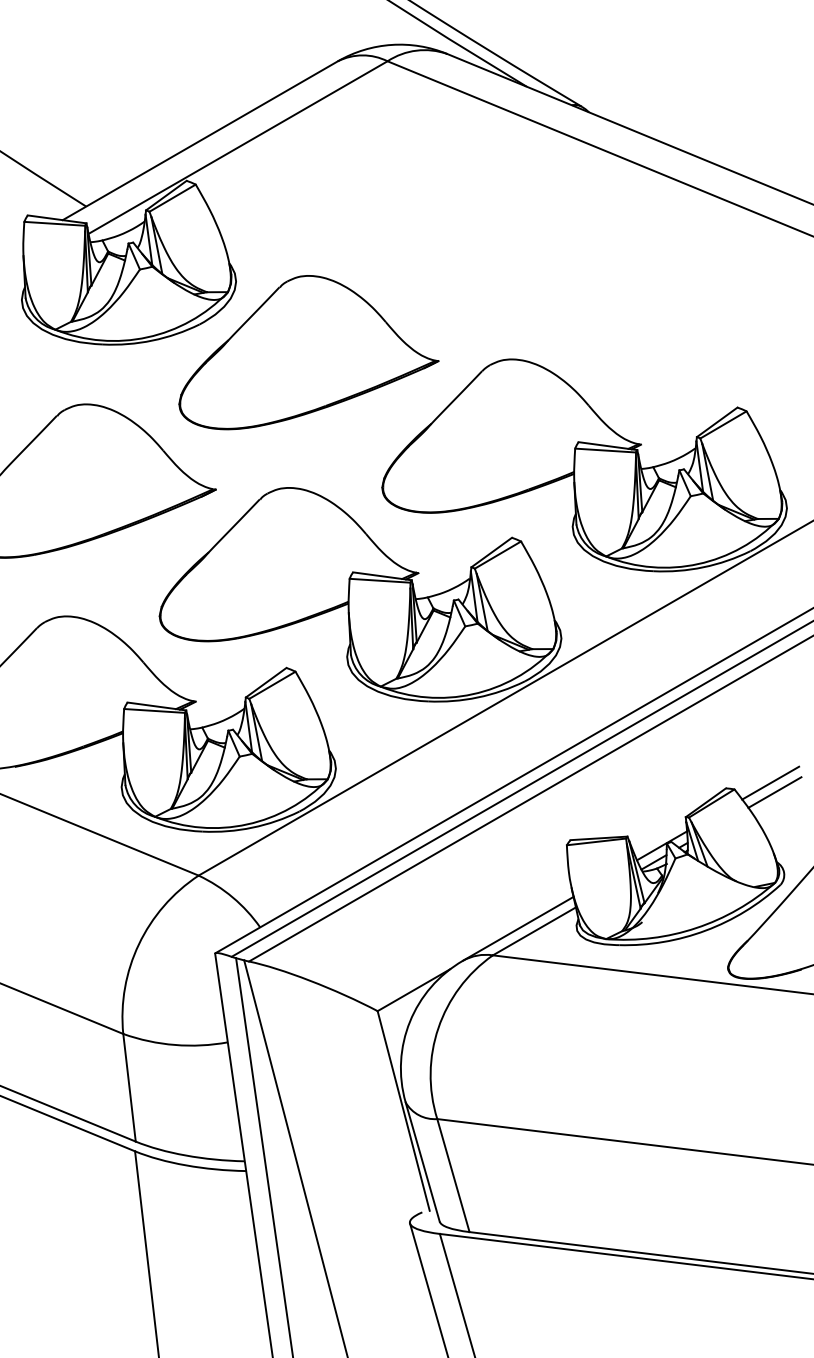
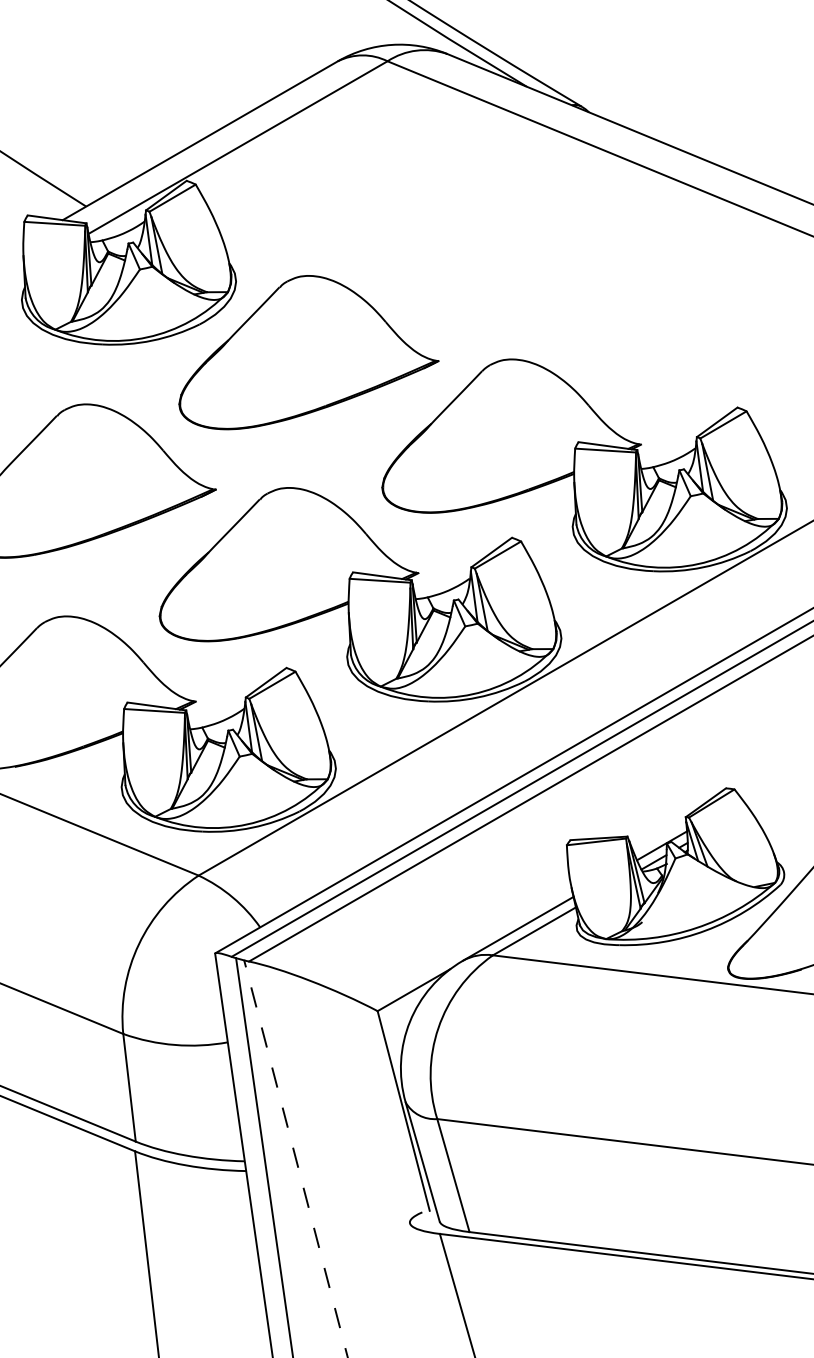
line: present -> none (770, 782)
line: present -> none (774, 792)
line: solid -> dashed (295, 1158)
line: present -> none (428, 1288)
